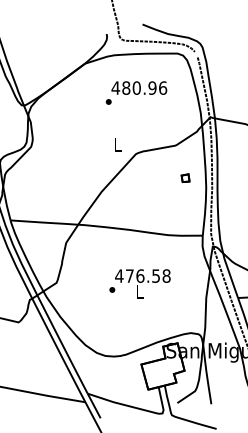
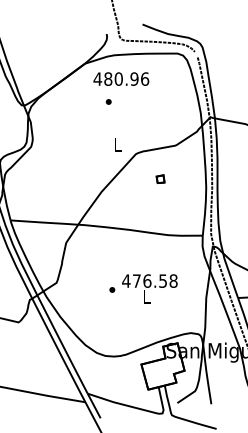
text position: (139, 87) -> (121, 78) (121, 78)
part position: (185, 177) -> (160, 178) (160, 178)
text position: (142, 283) -> (149, 288) (149, 288)
